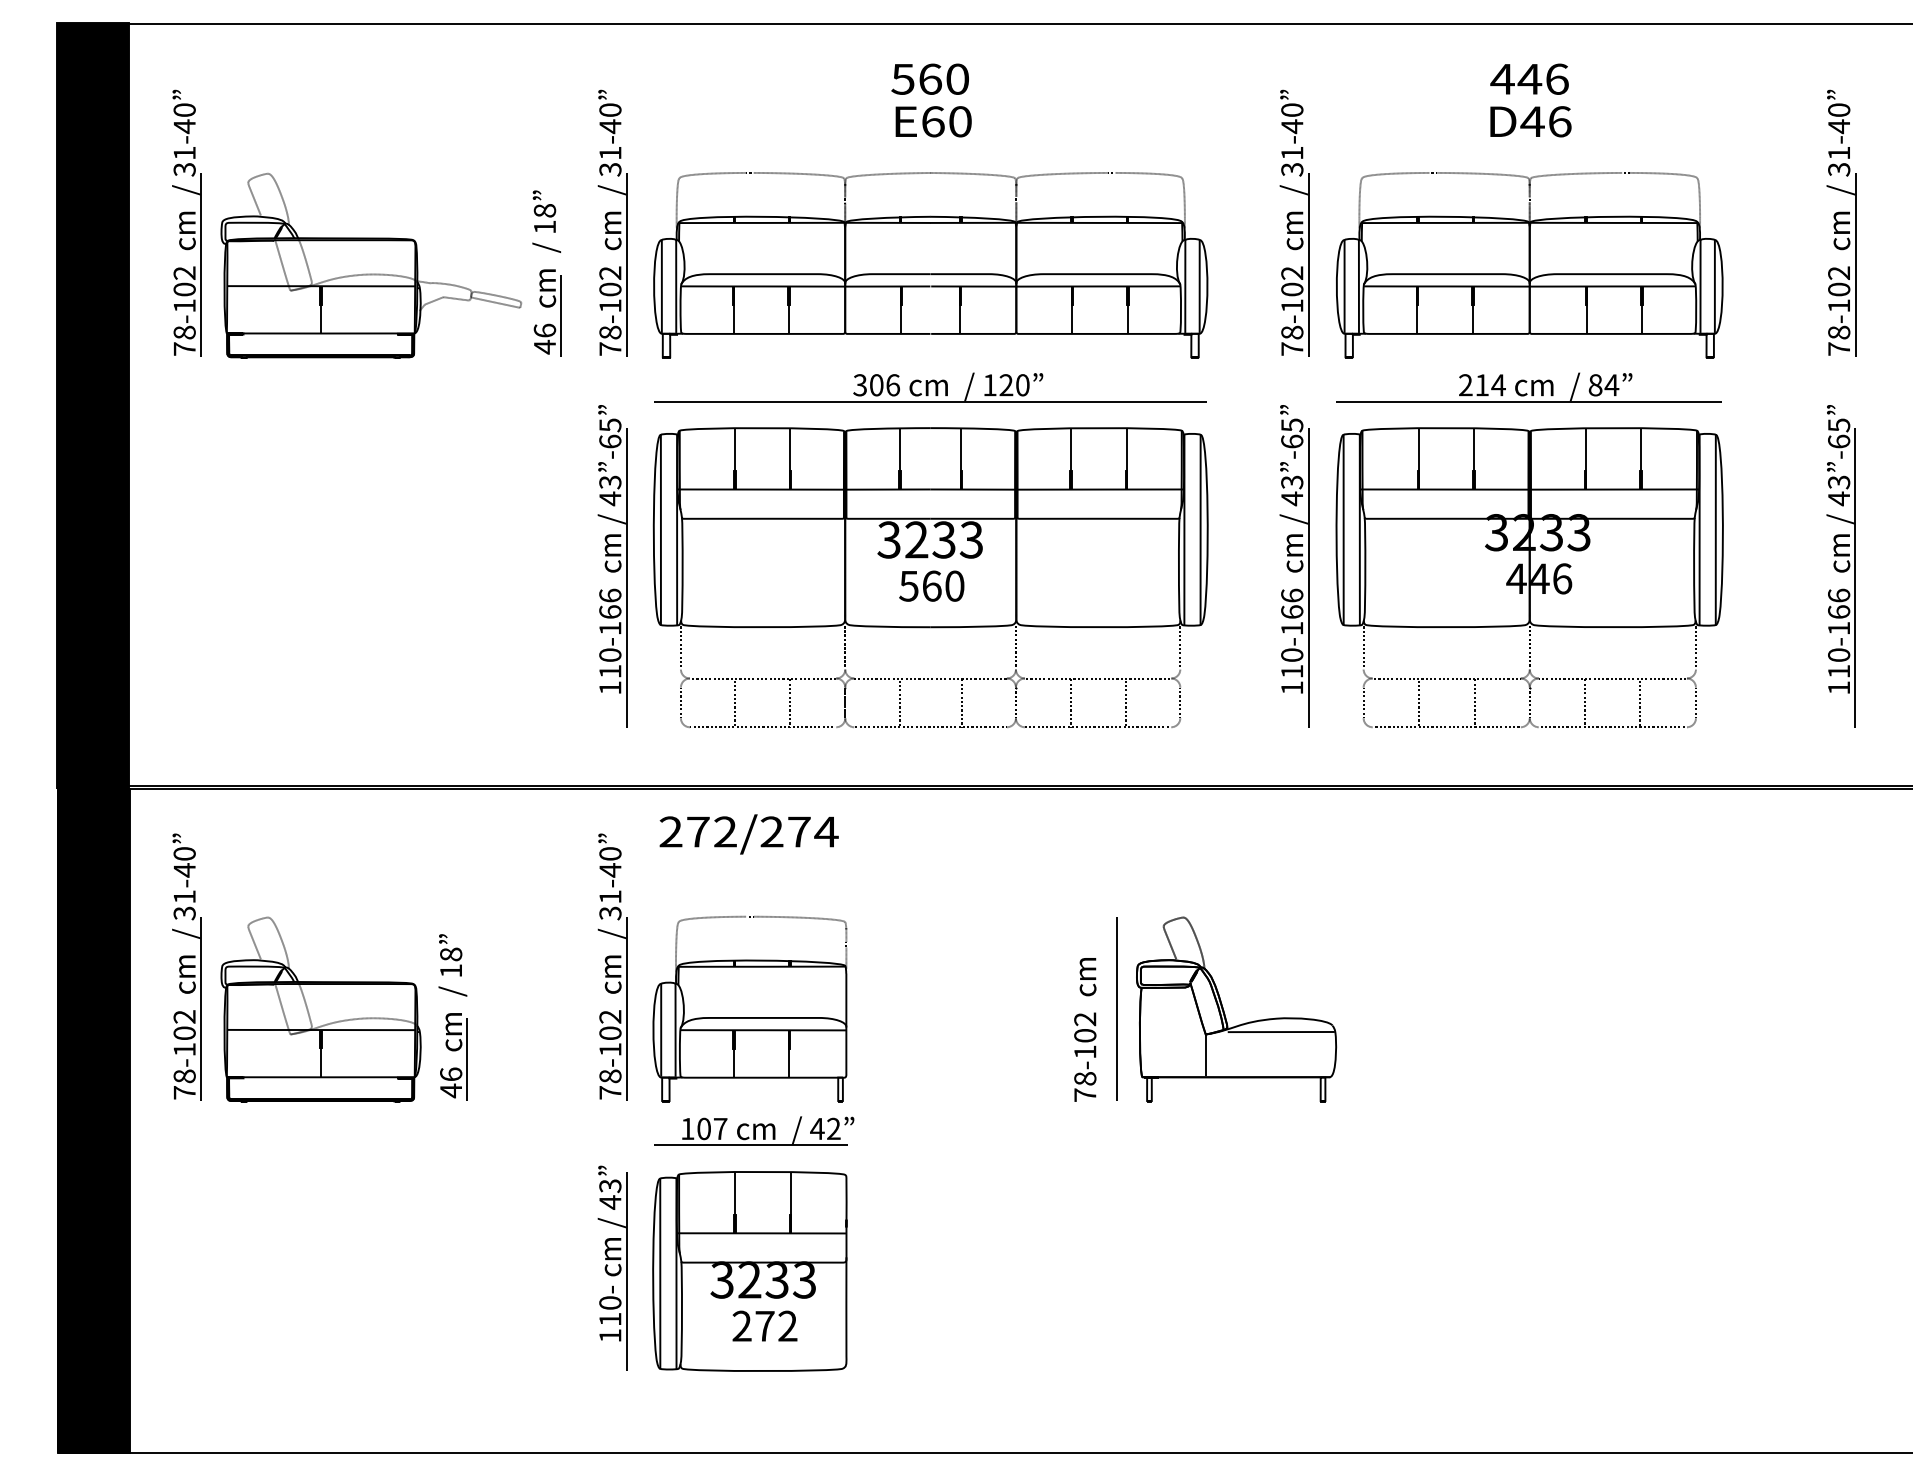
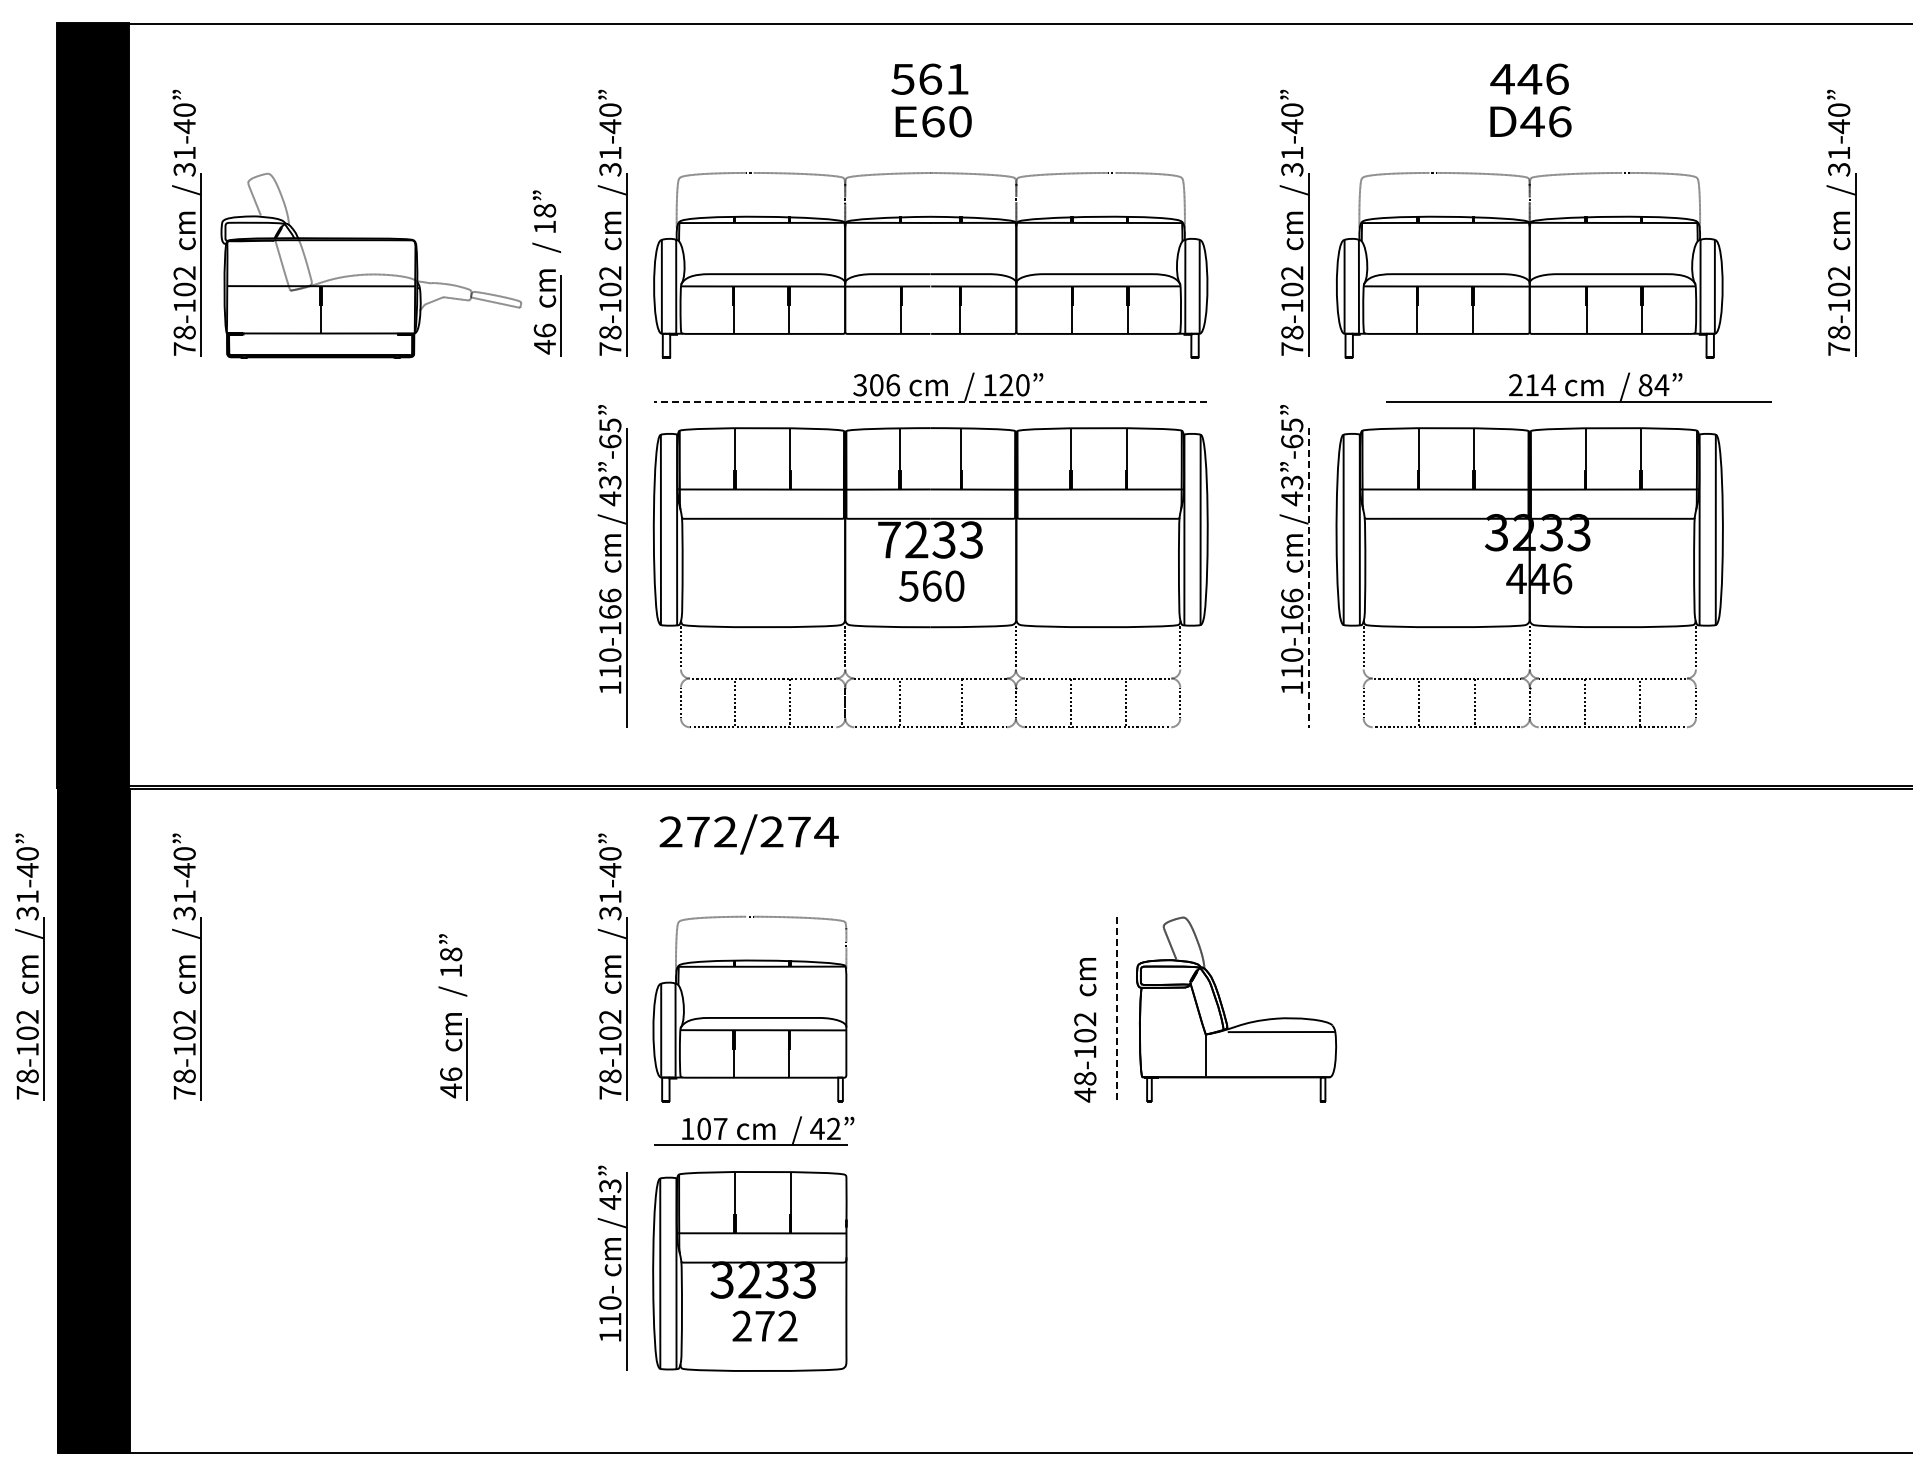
text: 560 -> 561 (957, 78)
part position: (1528, 387) -> (1578, 387) (1578, 387)
line: solid -> dashed (929, 401)
text: 3233 -> 7233 (888, 539)
part: present -> none (1840, 566)
line: solid -> dashed (1308, 578)
part: none -> present (29, 966)
part: present -> none (320, 1009)
line: solid -> dashed (1116, 1009)
text: 78-102 -> 48-102 (1085, 1094)
